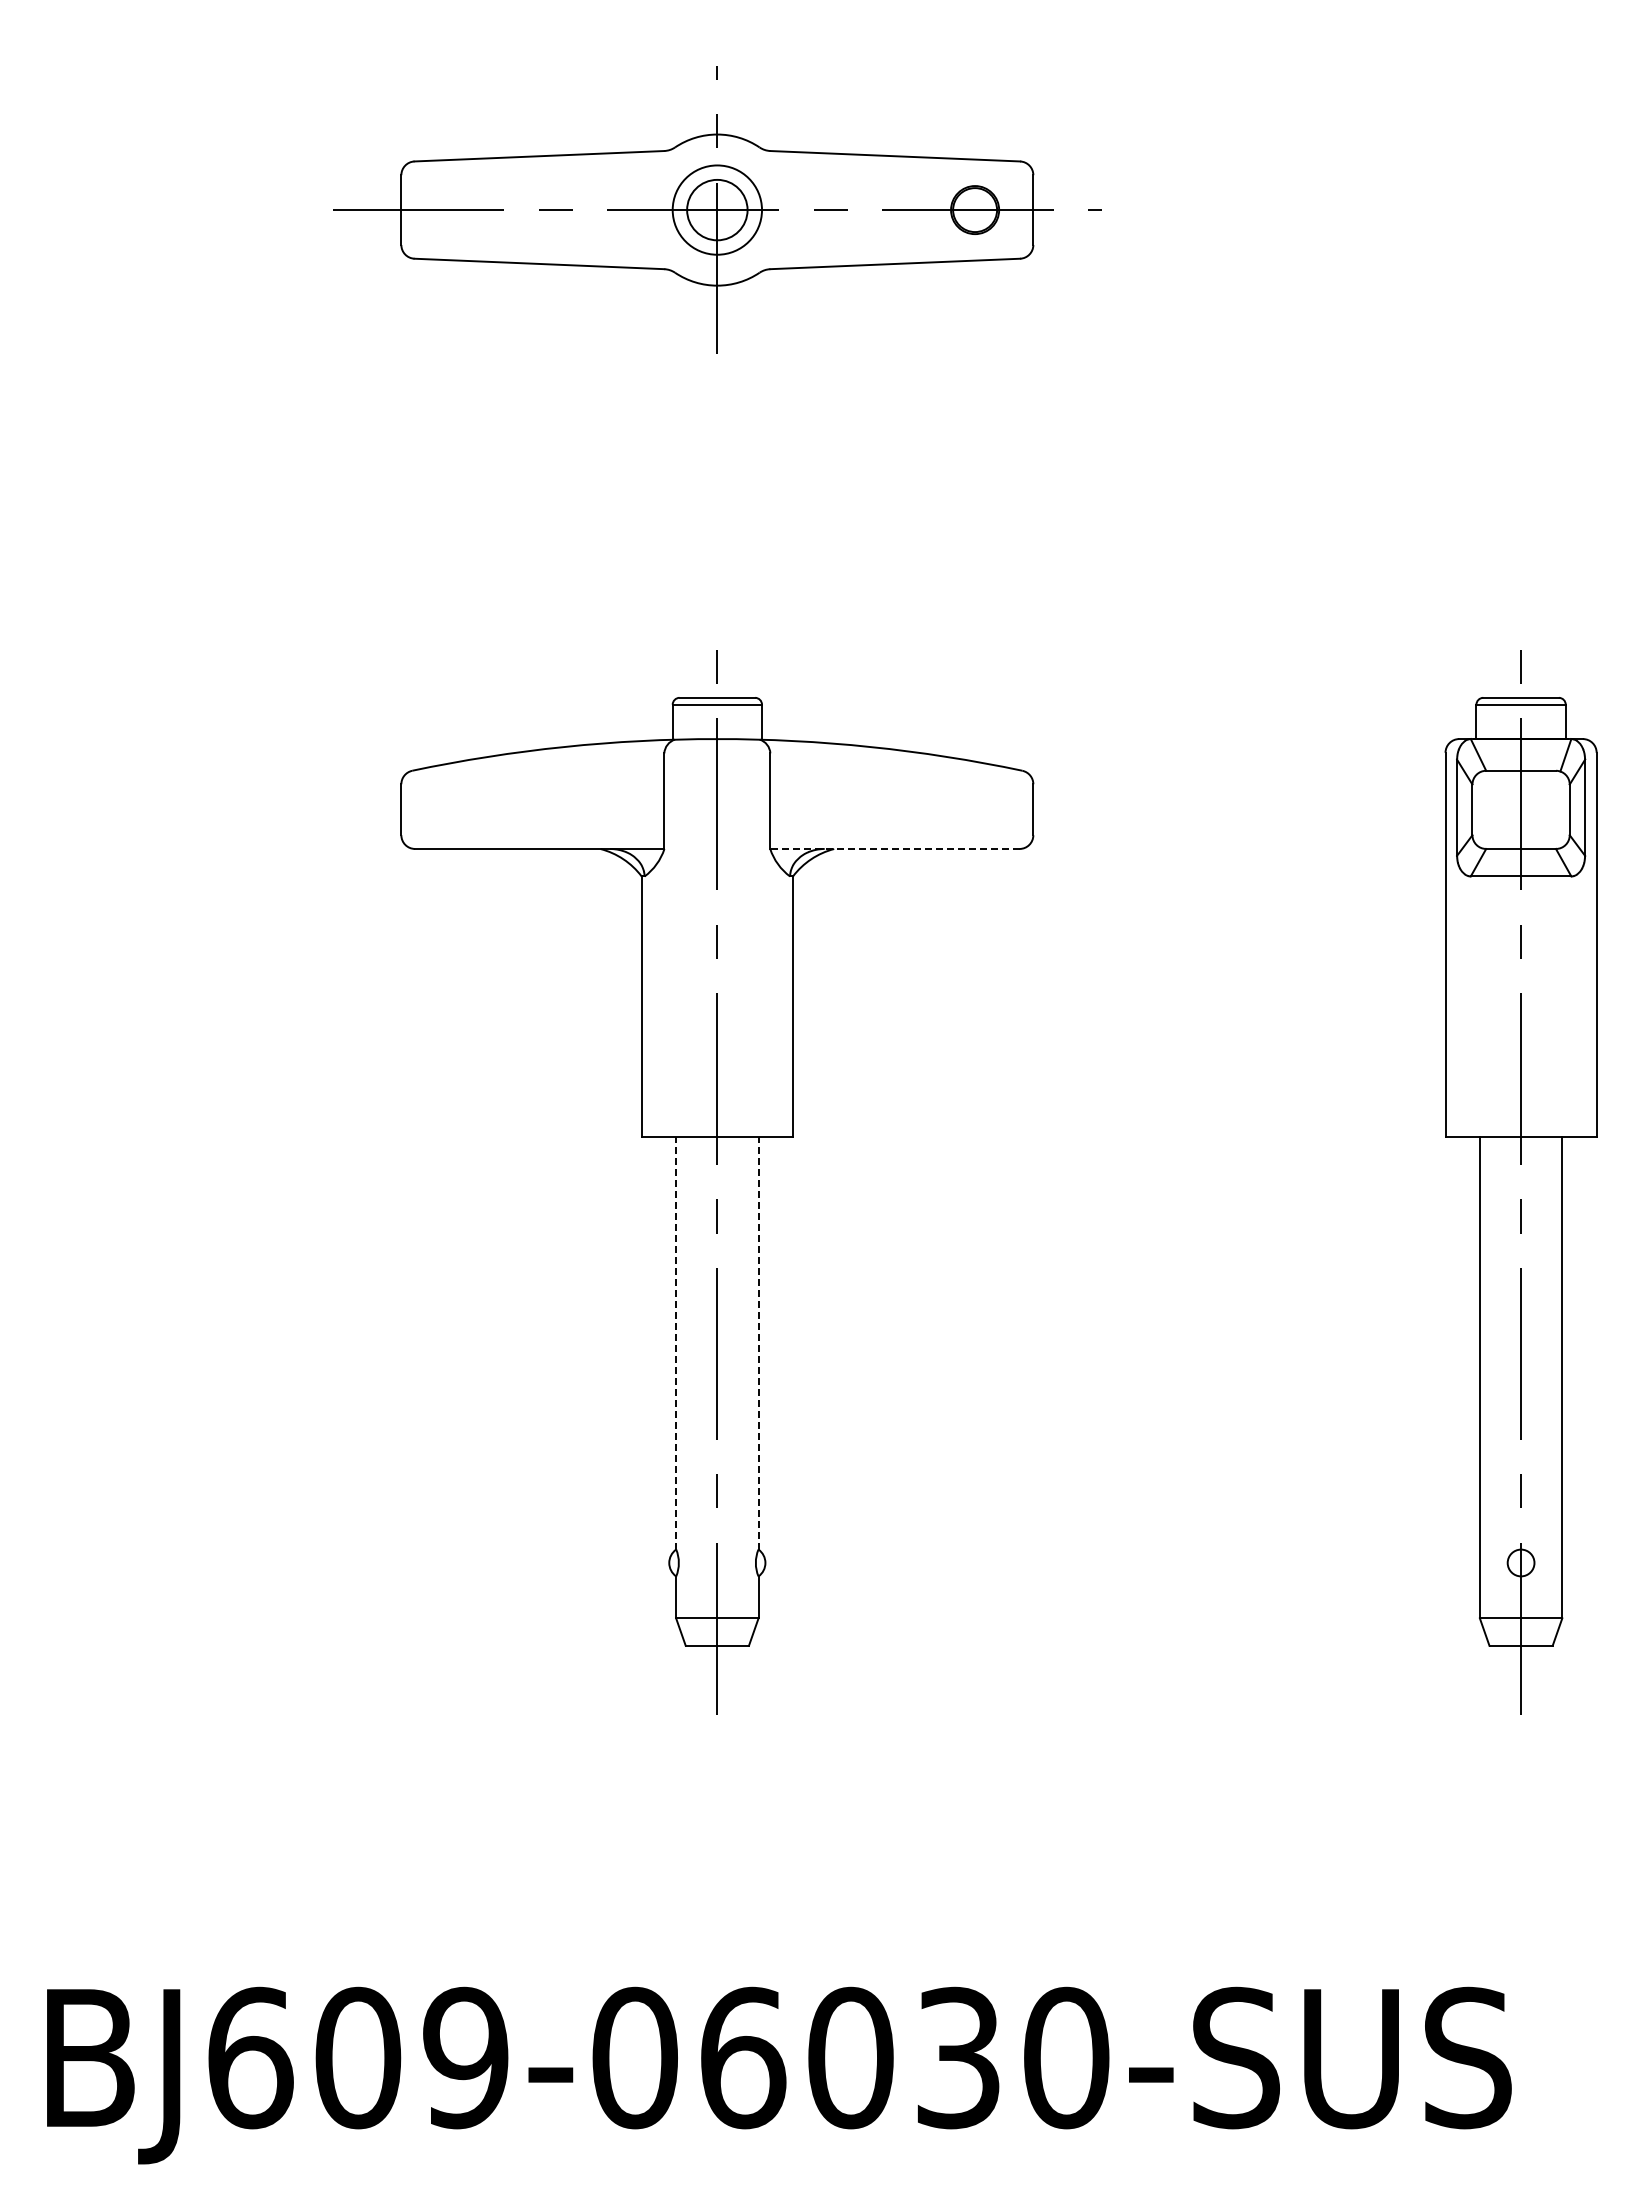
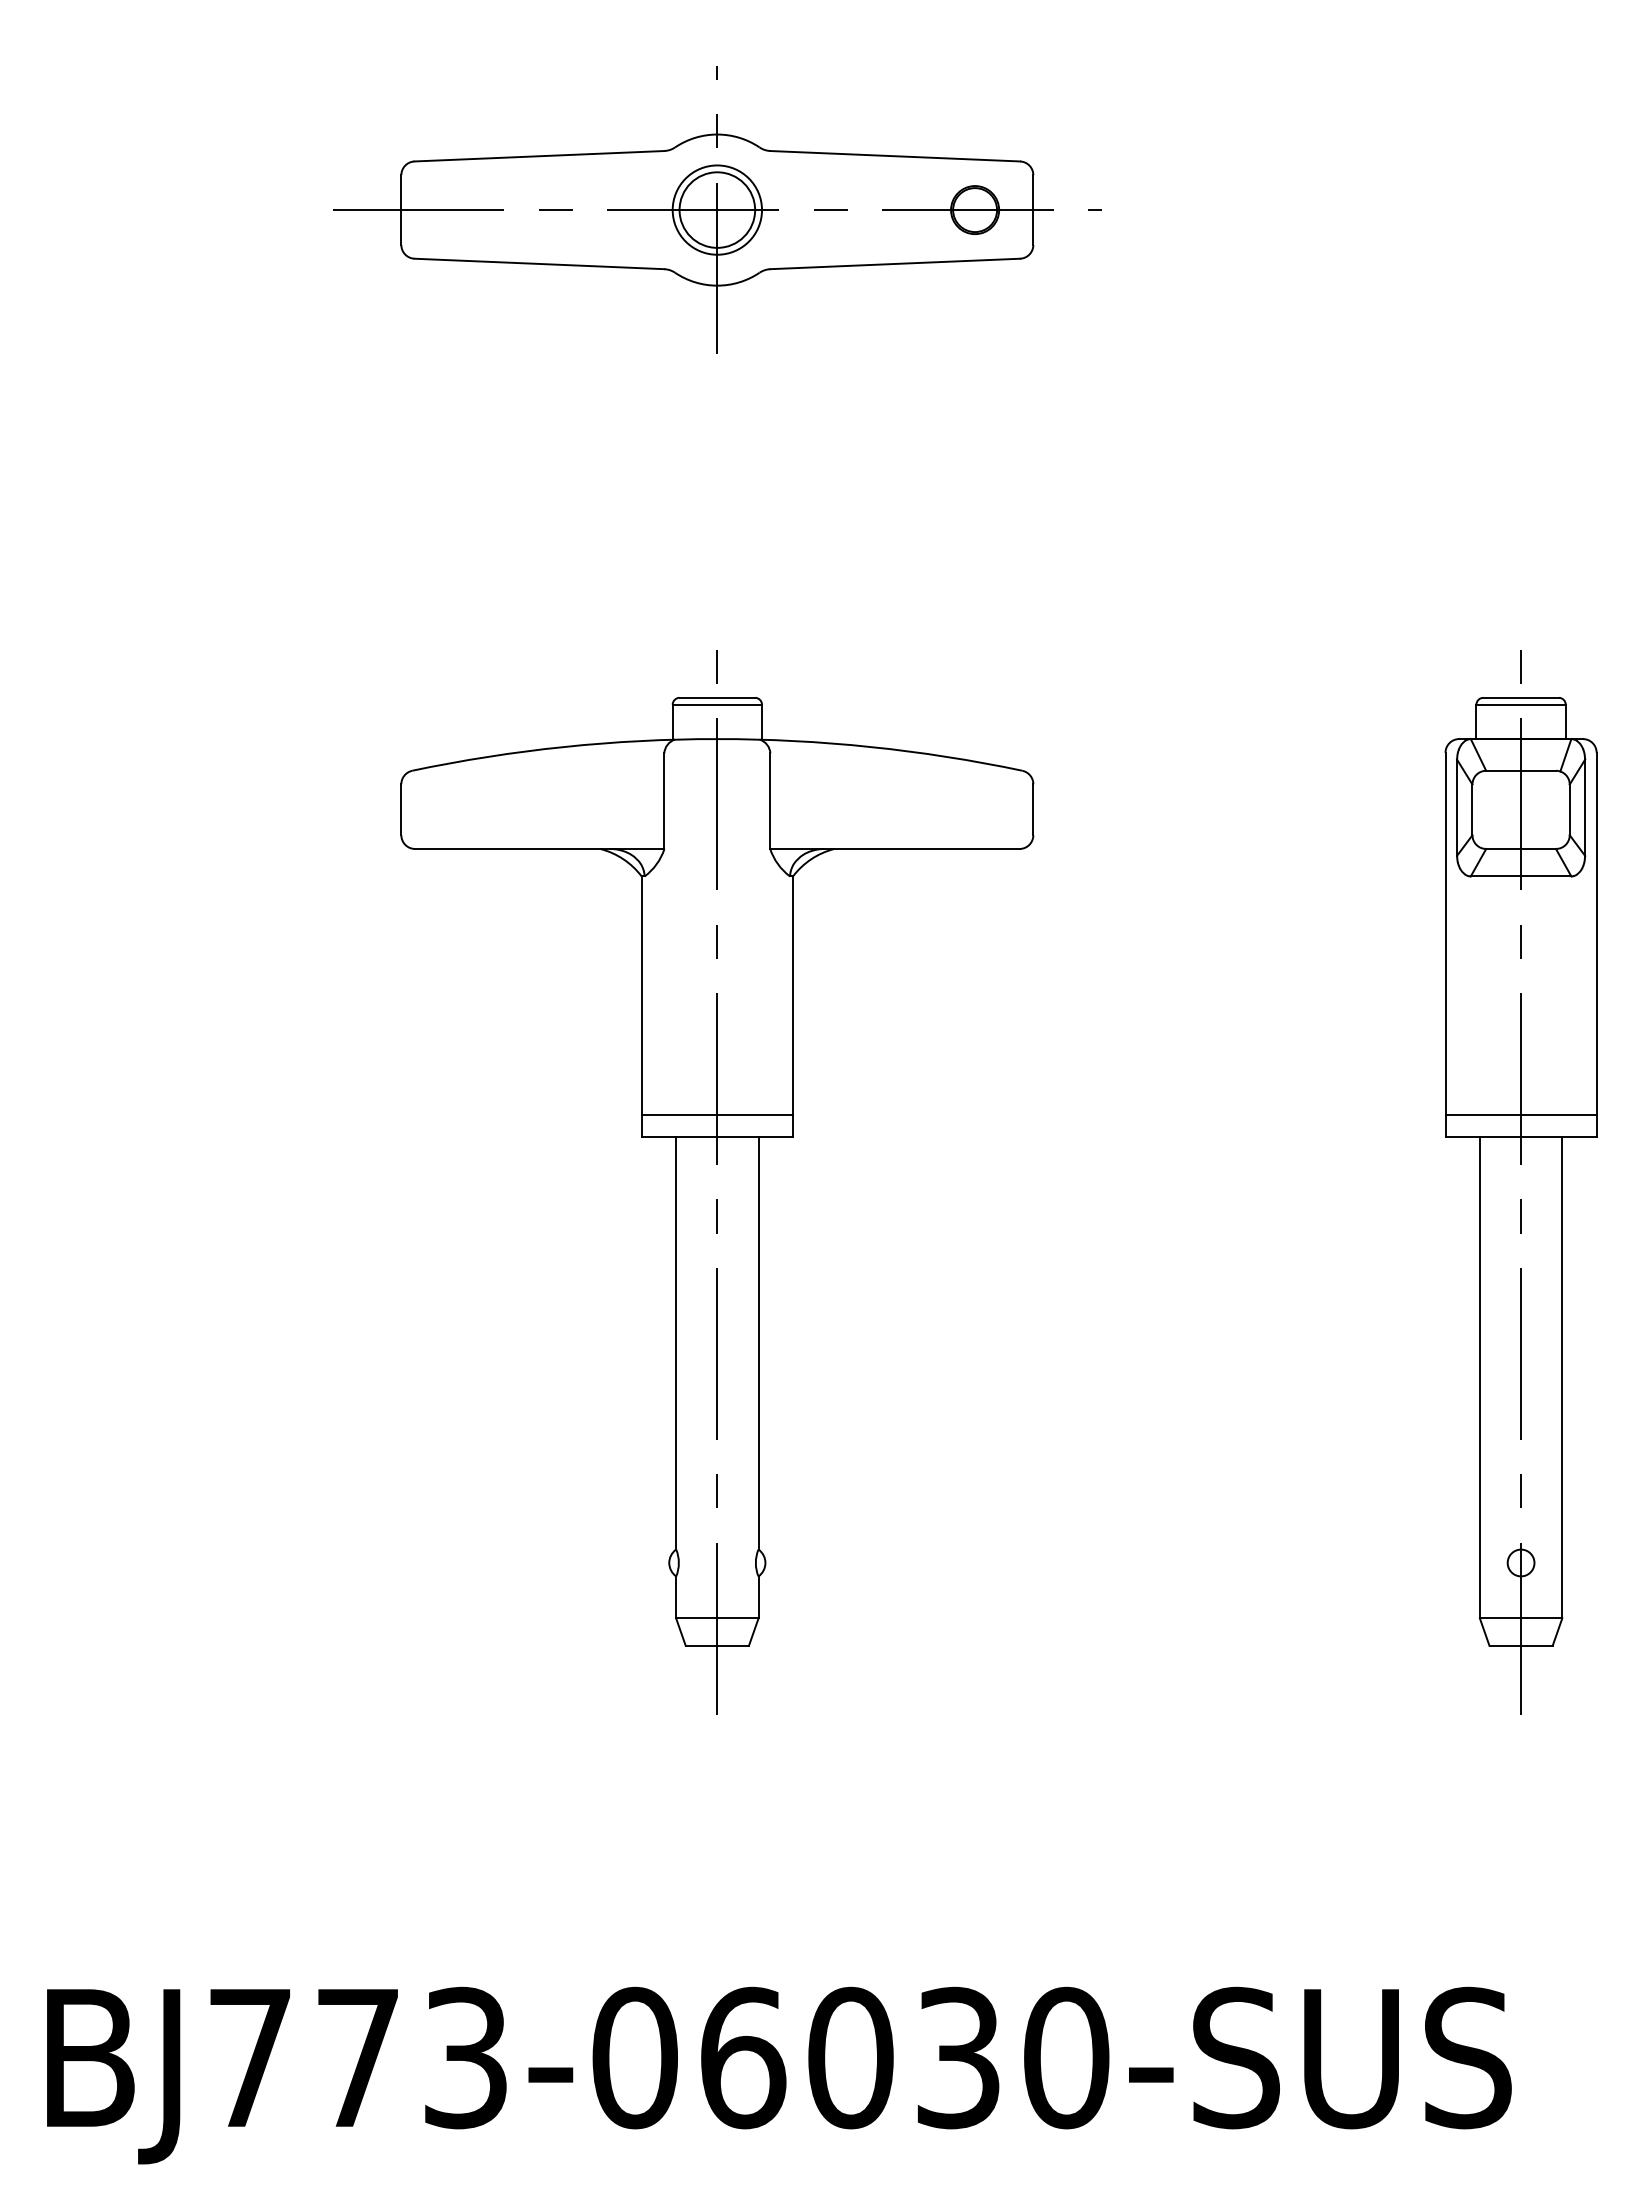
circle diameter: 60 px -> 76 px (717, 209)
line: dashed -> solid (895, 848)
line: none -> present (716, 1114)
line: none -> present (1520, 1114)
line: dashed -> solid (676, 1343)
line: dashed -> solid (758, 1343)
text: BJ609-06030-SUS -> BJ773-06030-SUS (358, 2057)
